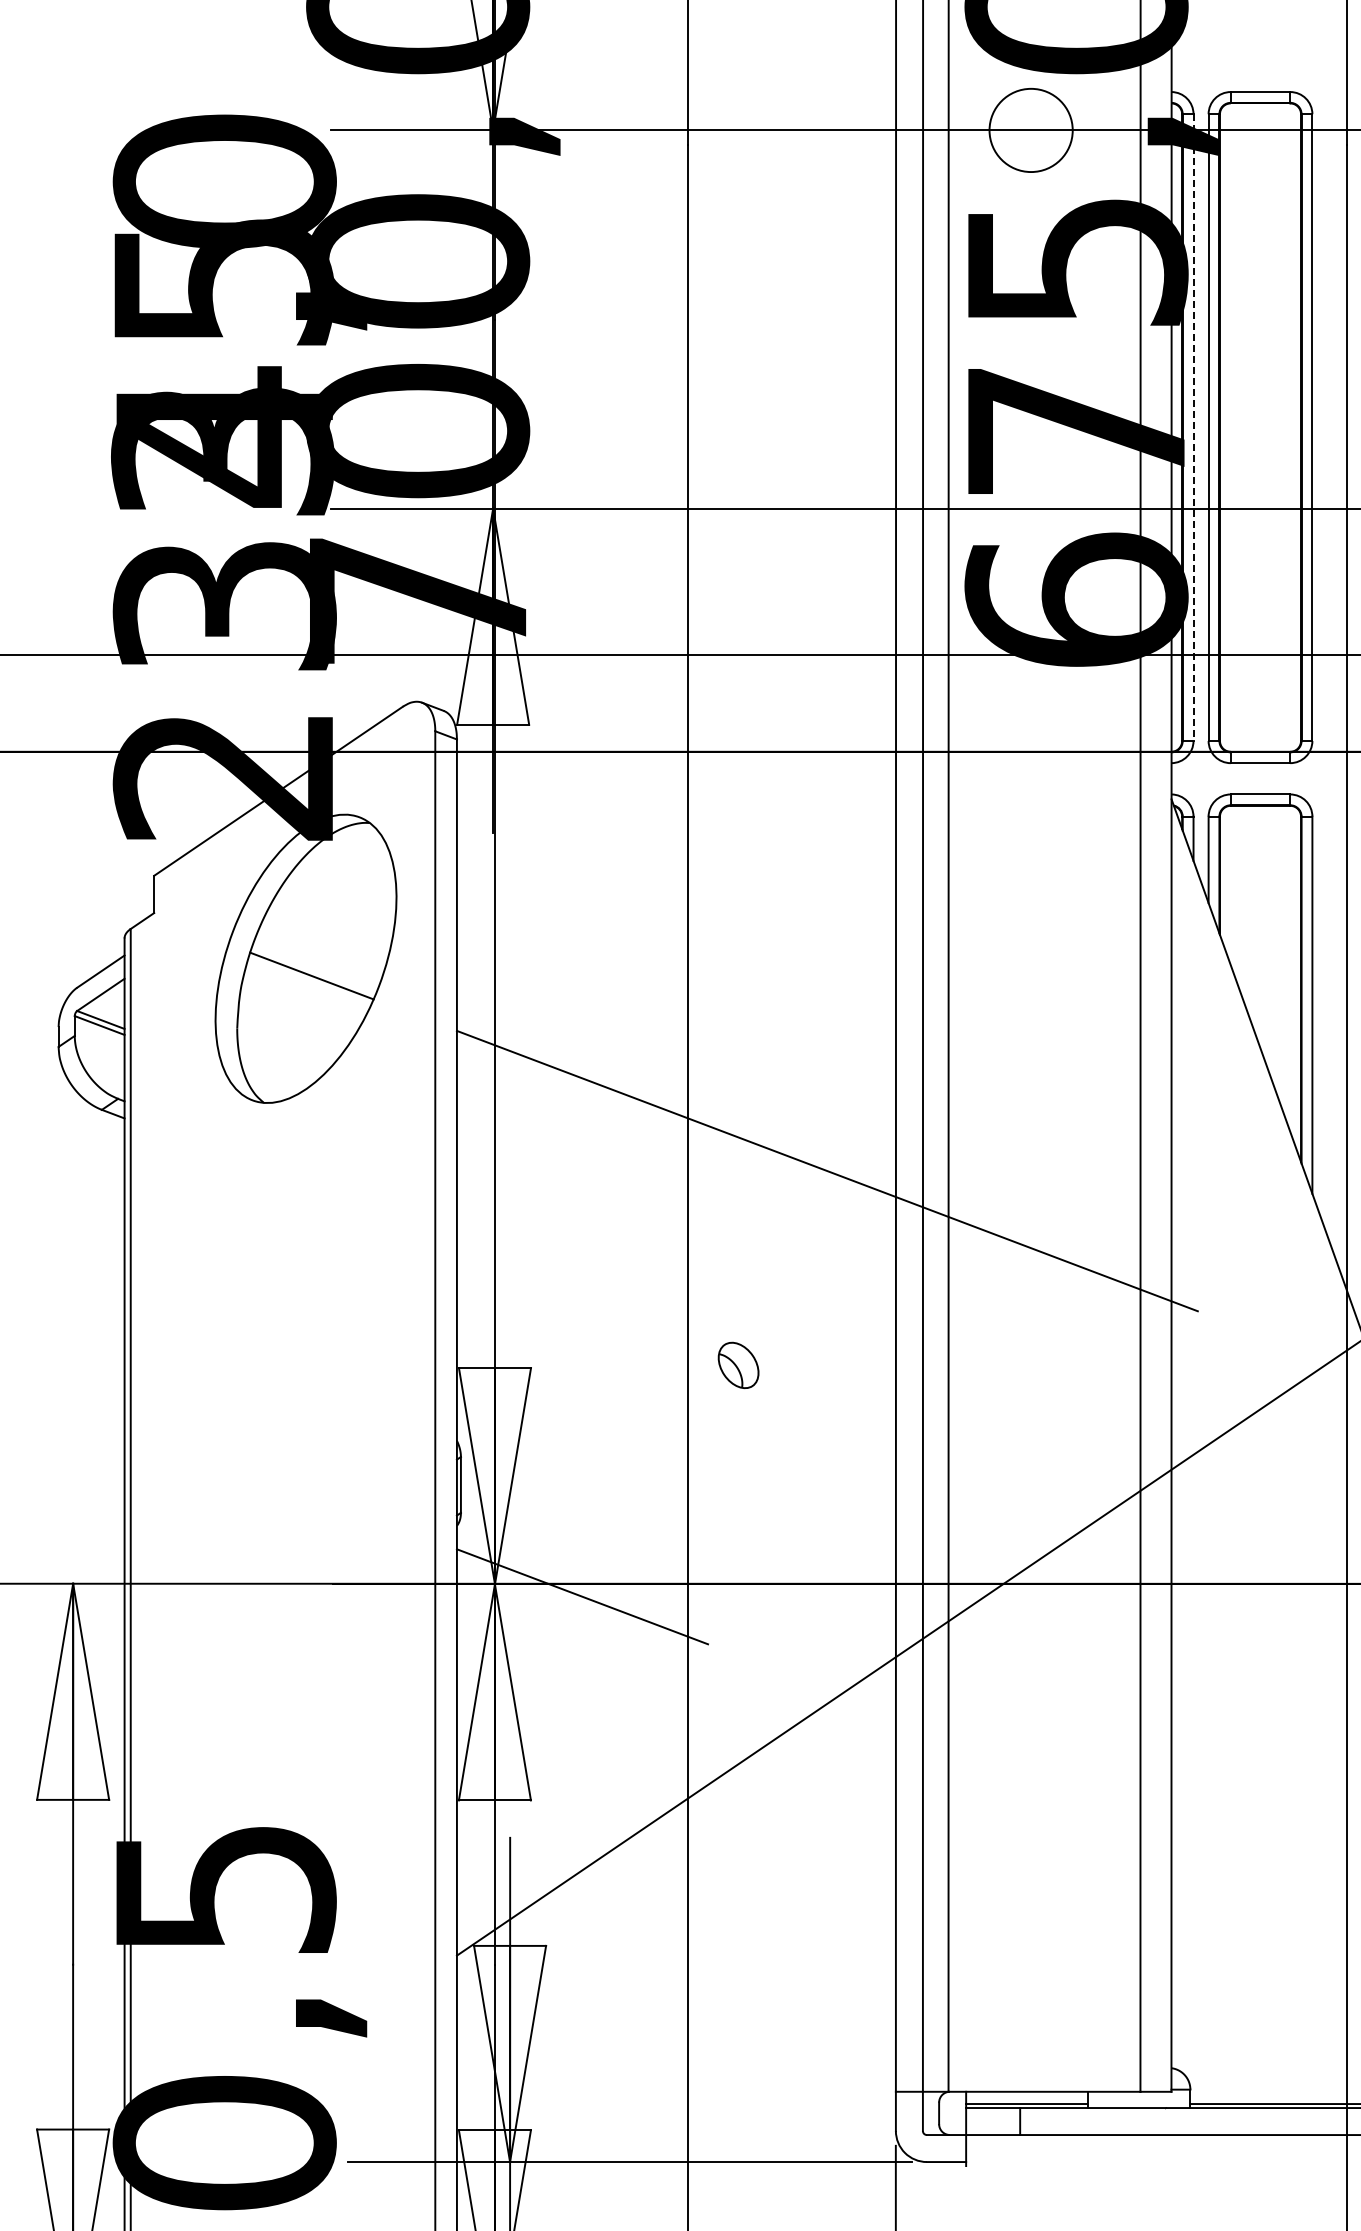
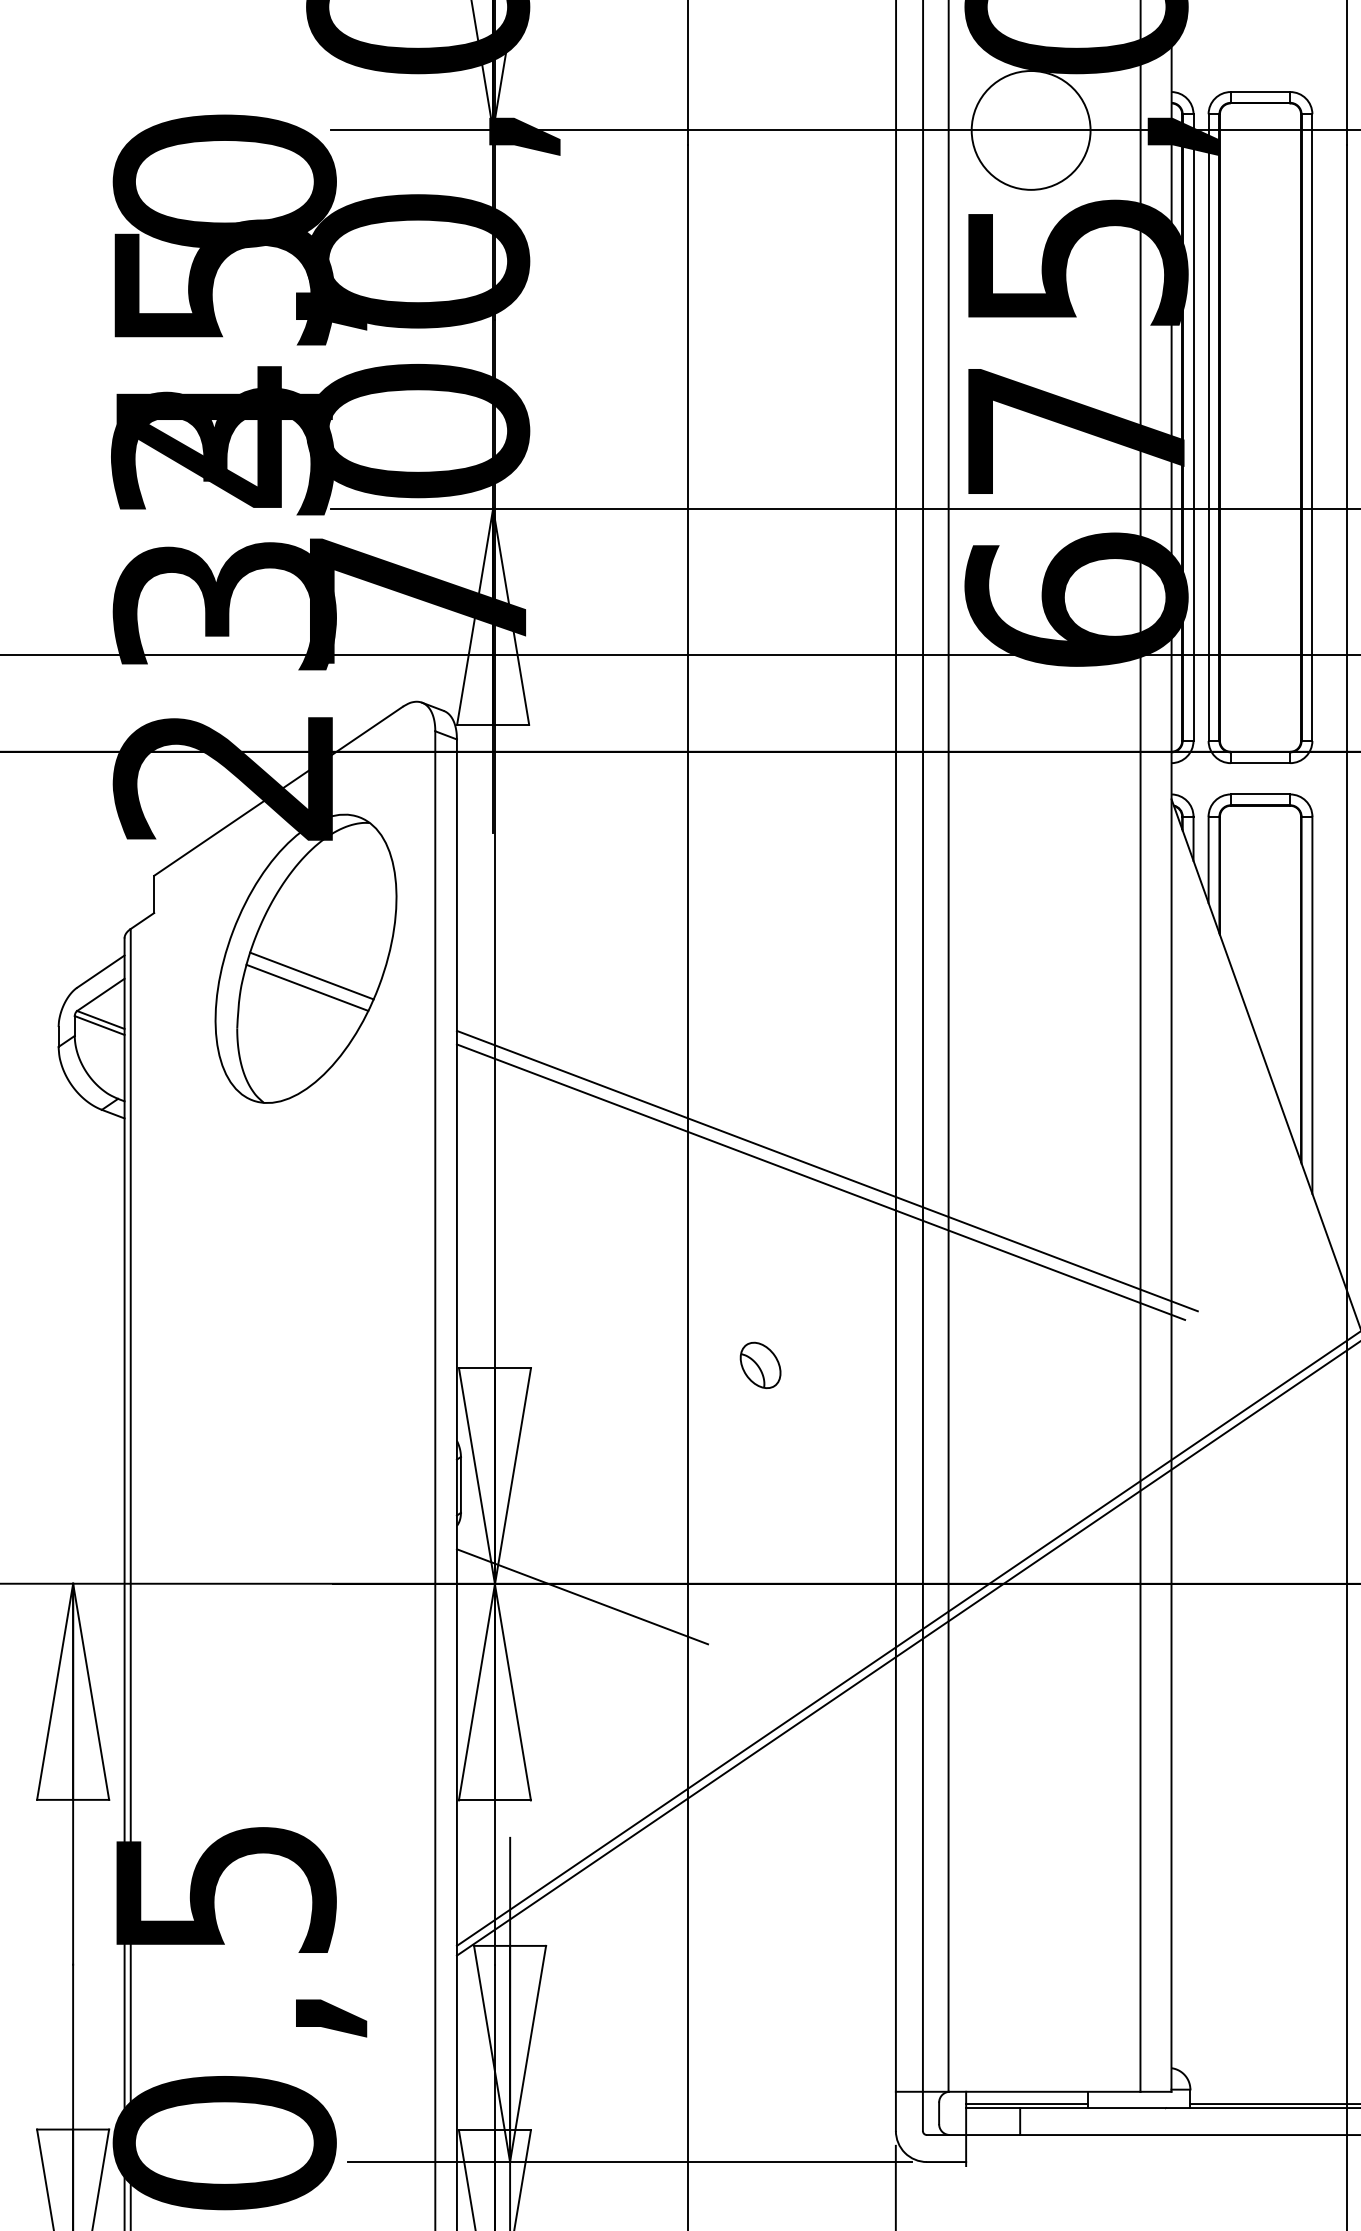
circle diameter: 83 px -> 119 px (1030, 130)
line: dashed -> solid (1193, 428)
line: none -> present (307, 987)
line: none -> present (820, 1181)
part position: (738, 1365) -> (760, 1365) (760, 1365)
line: none -> present (906, 1639)
